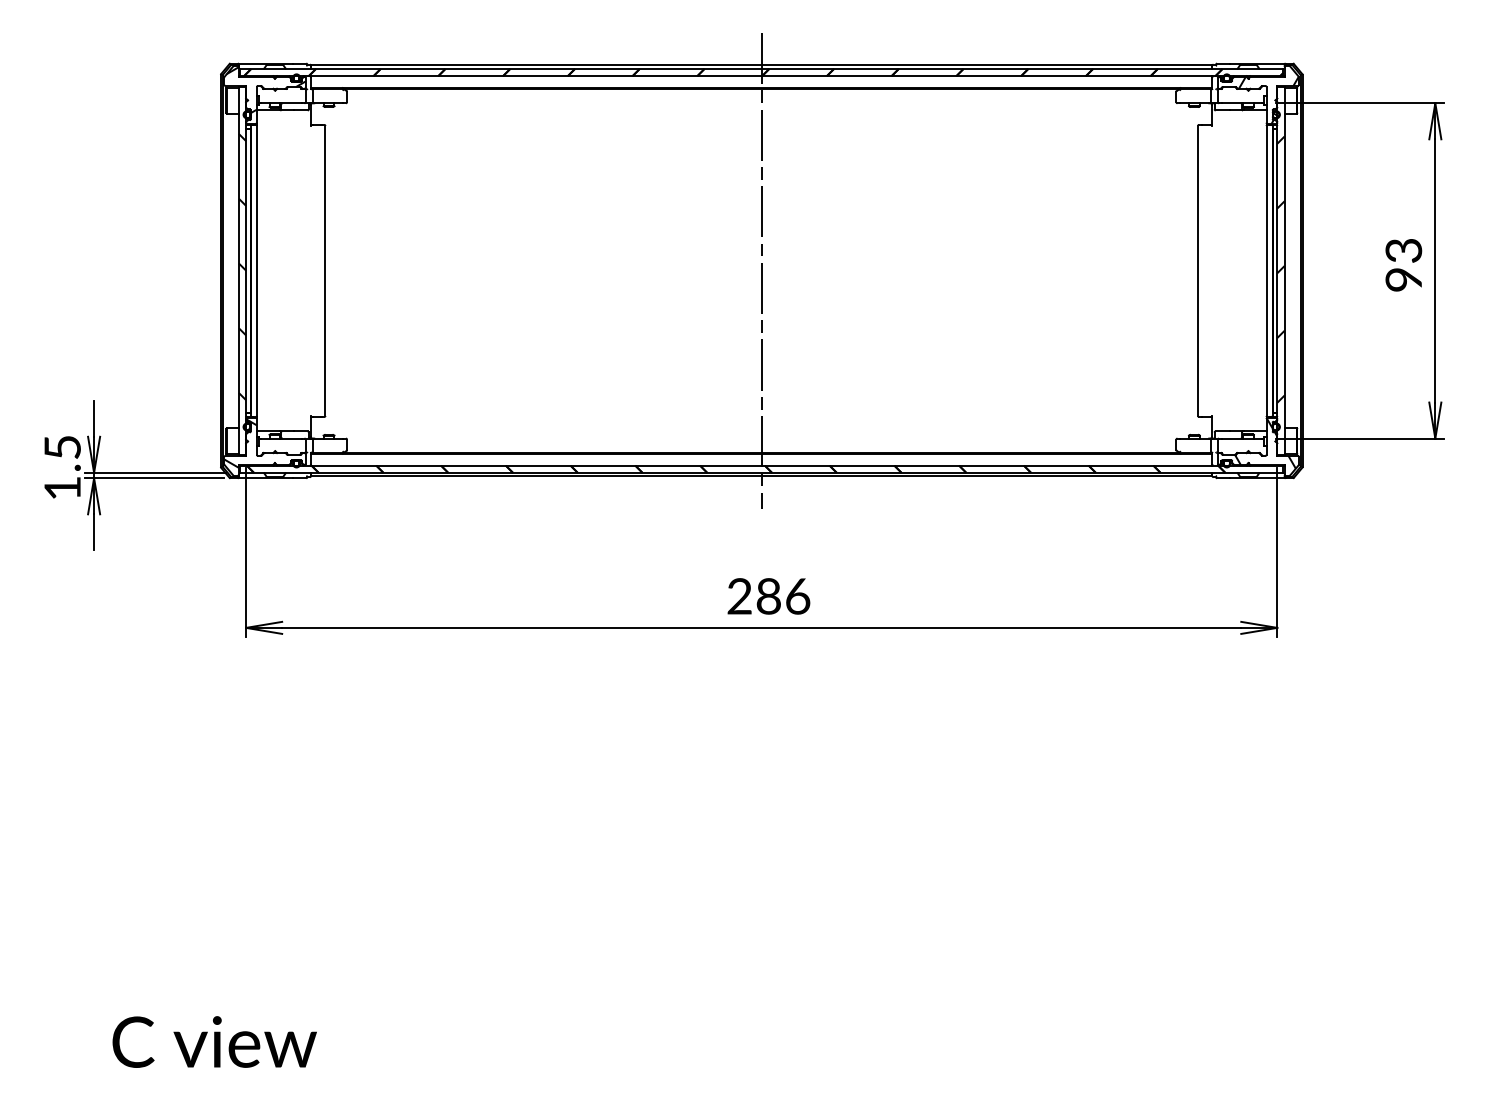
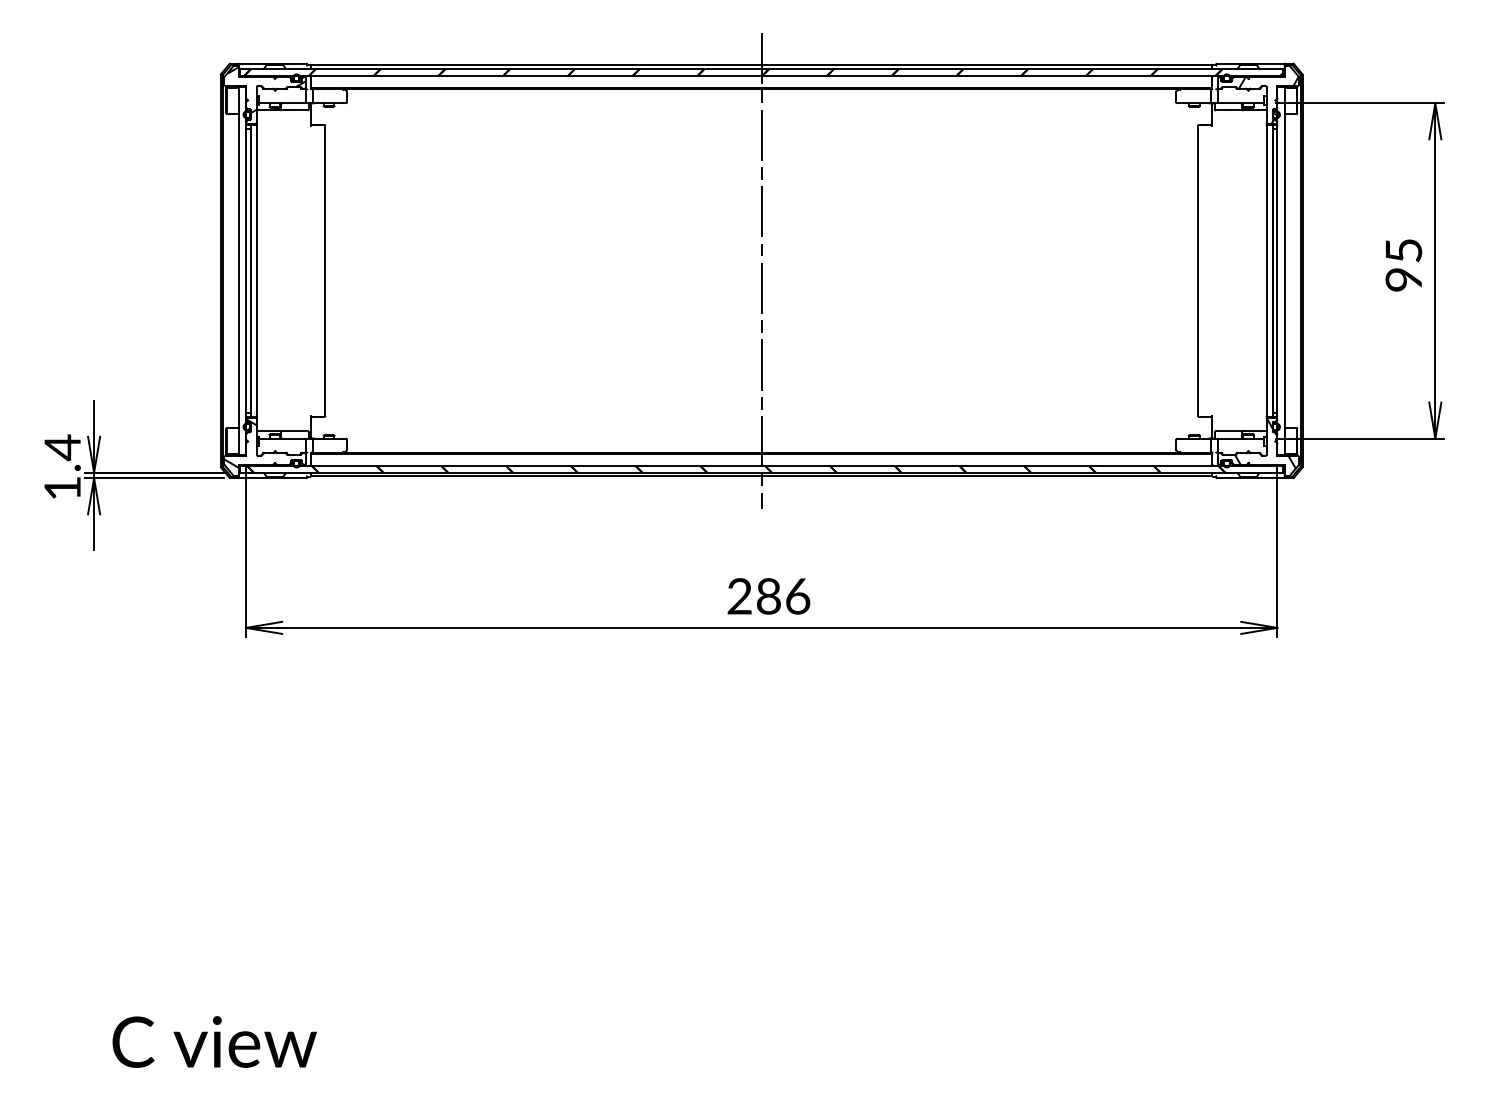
text: 93 -> 95 (1403, 250)
hatch: present -> none (242, 266)
hatch: present -> none (1280, 269)
text: 1.5 -> 1.4 (62, 447)
